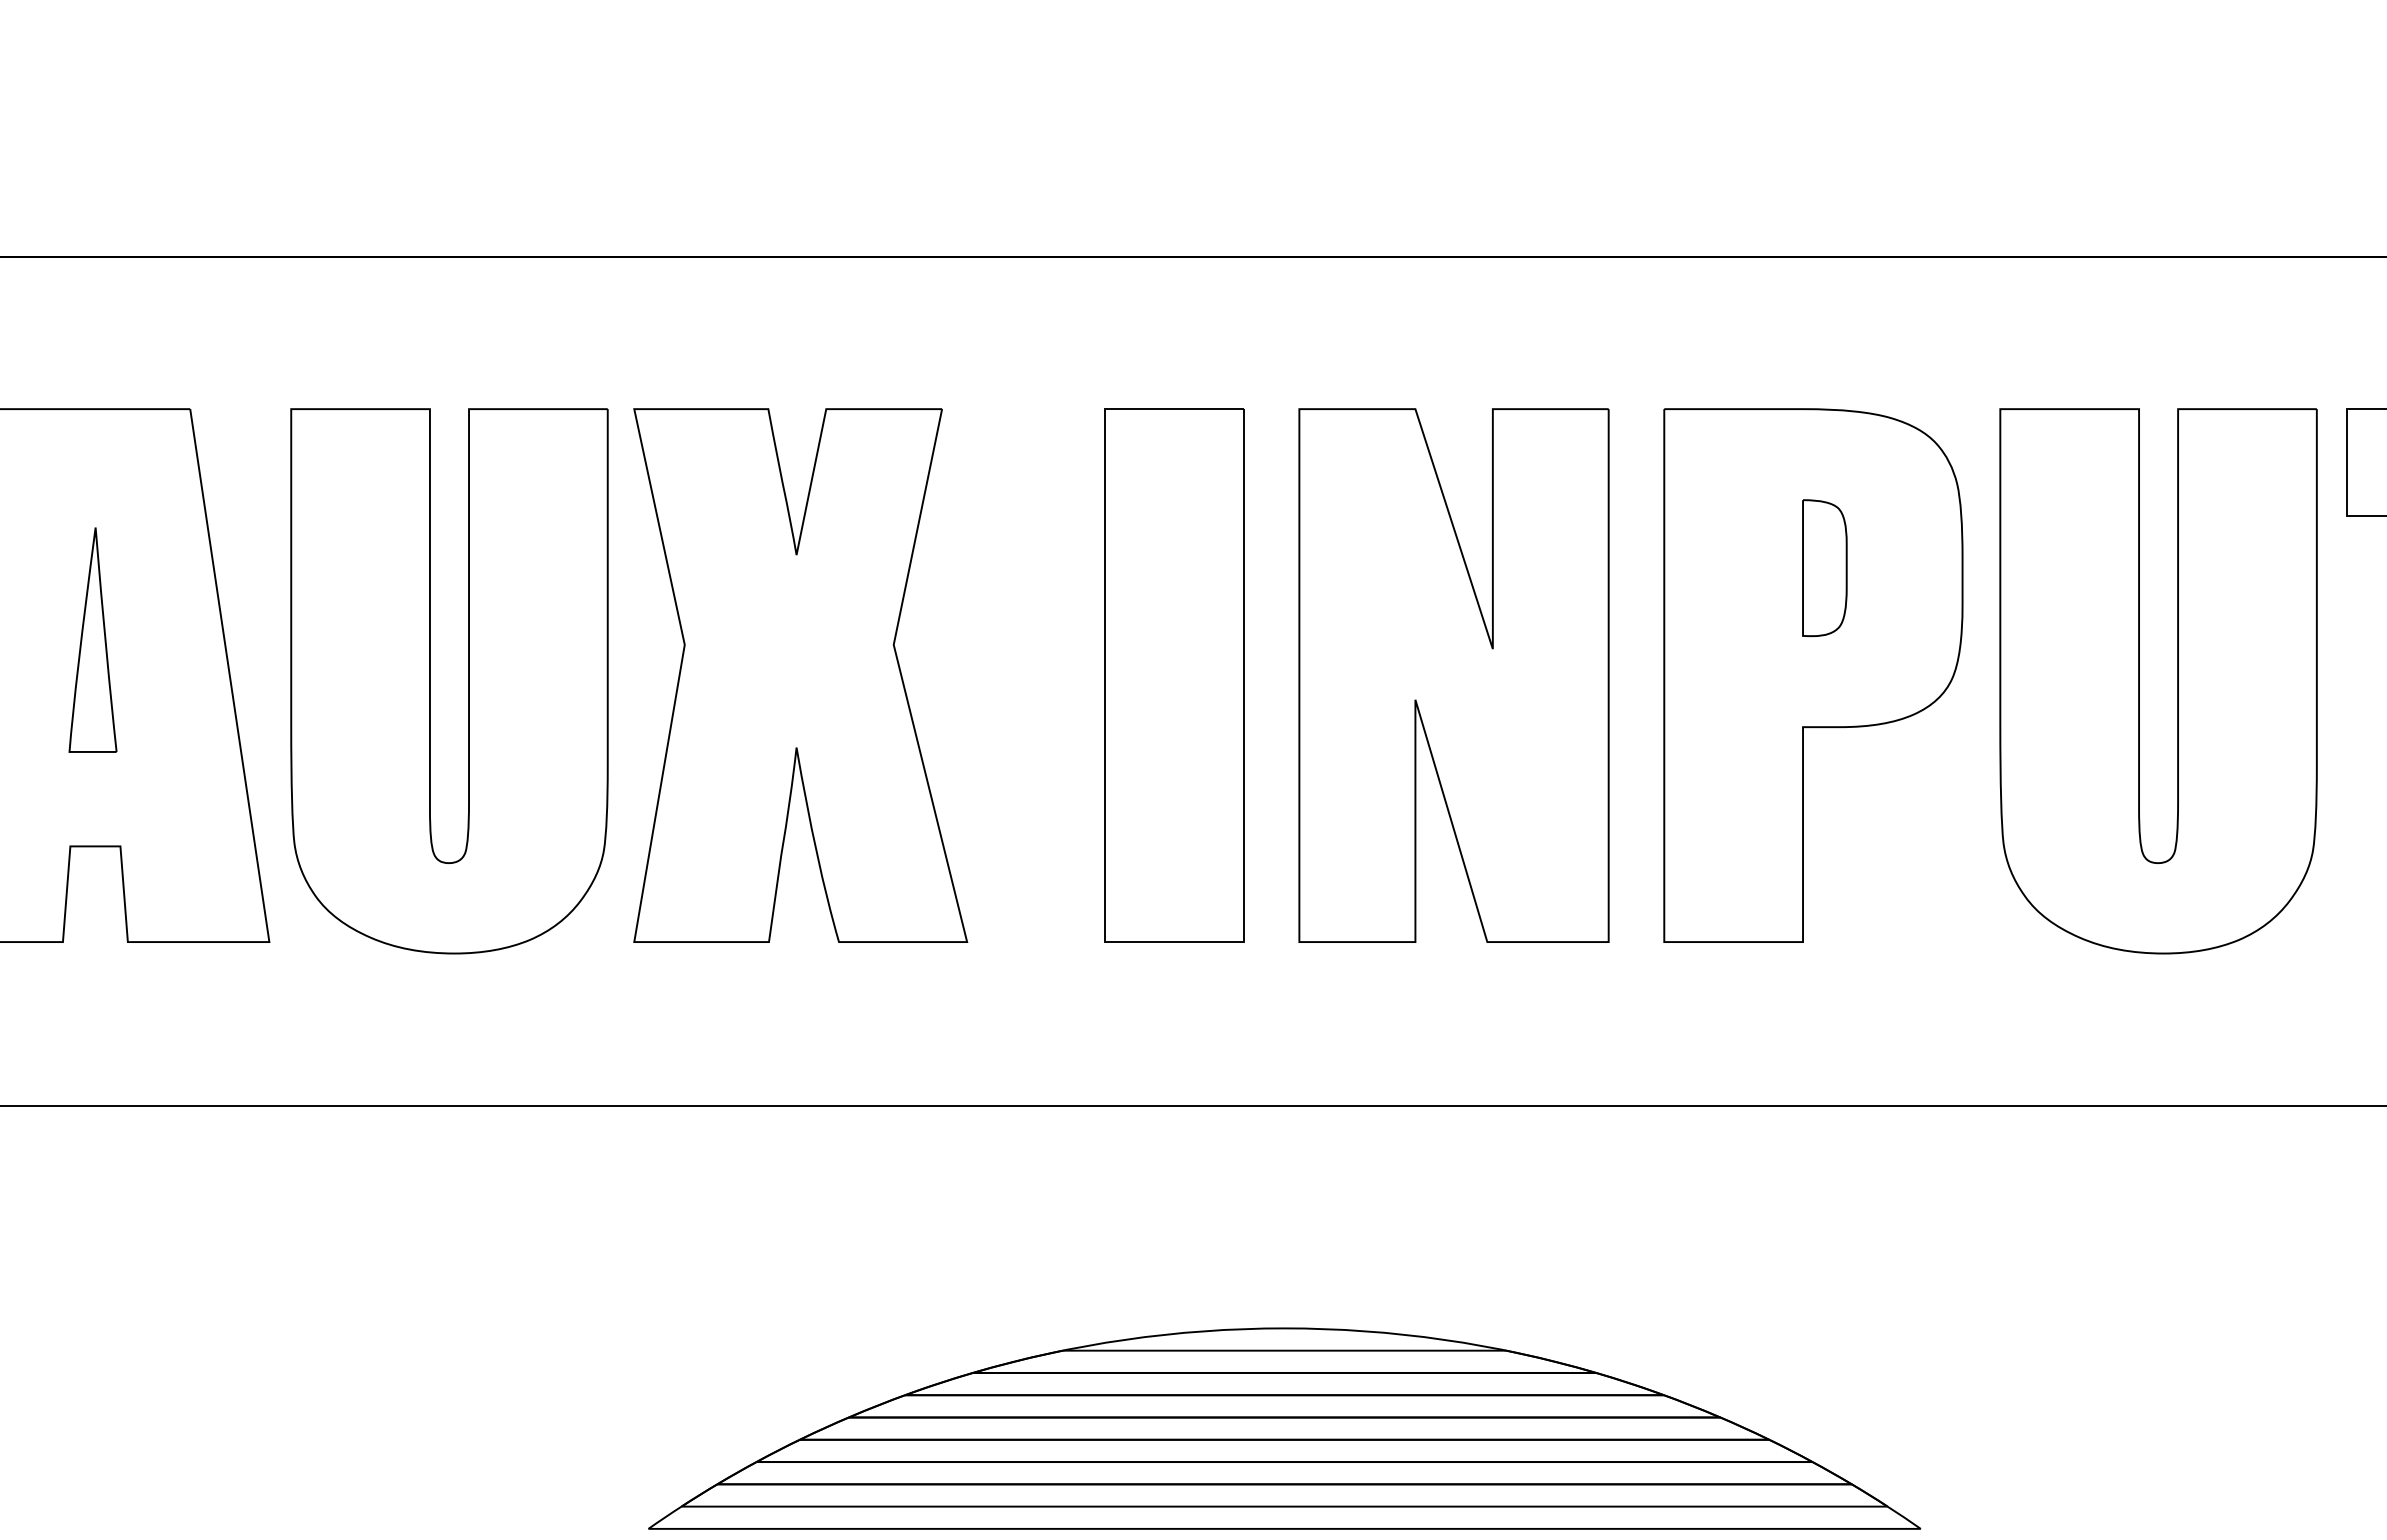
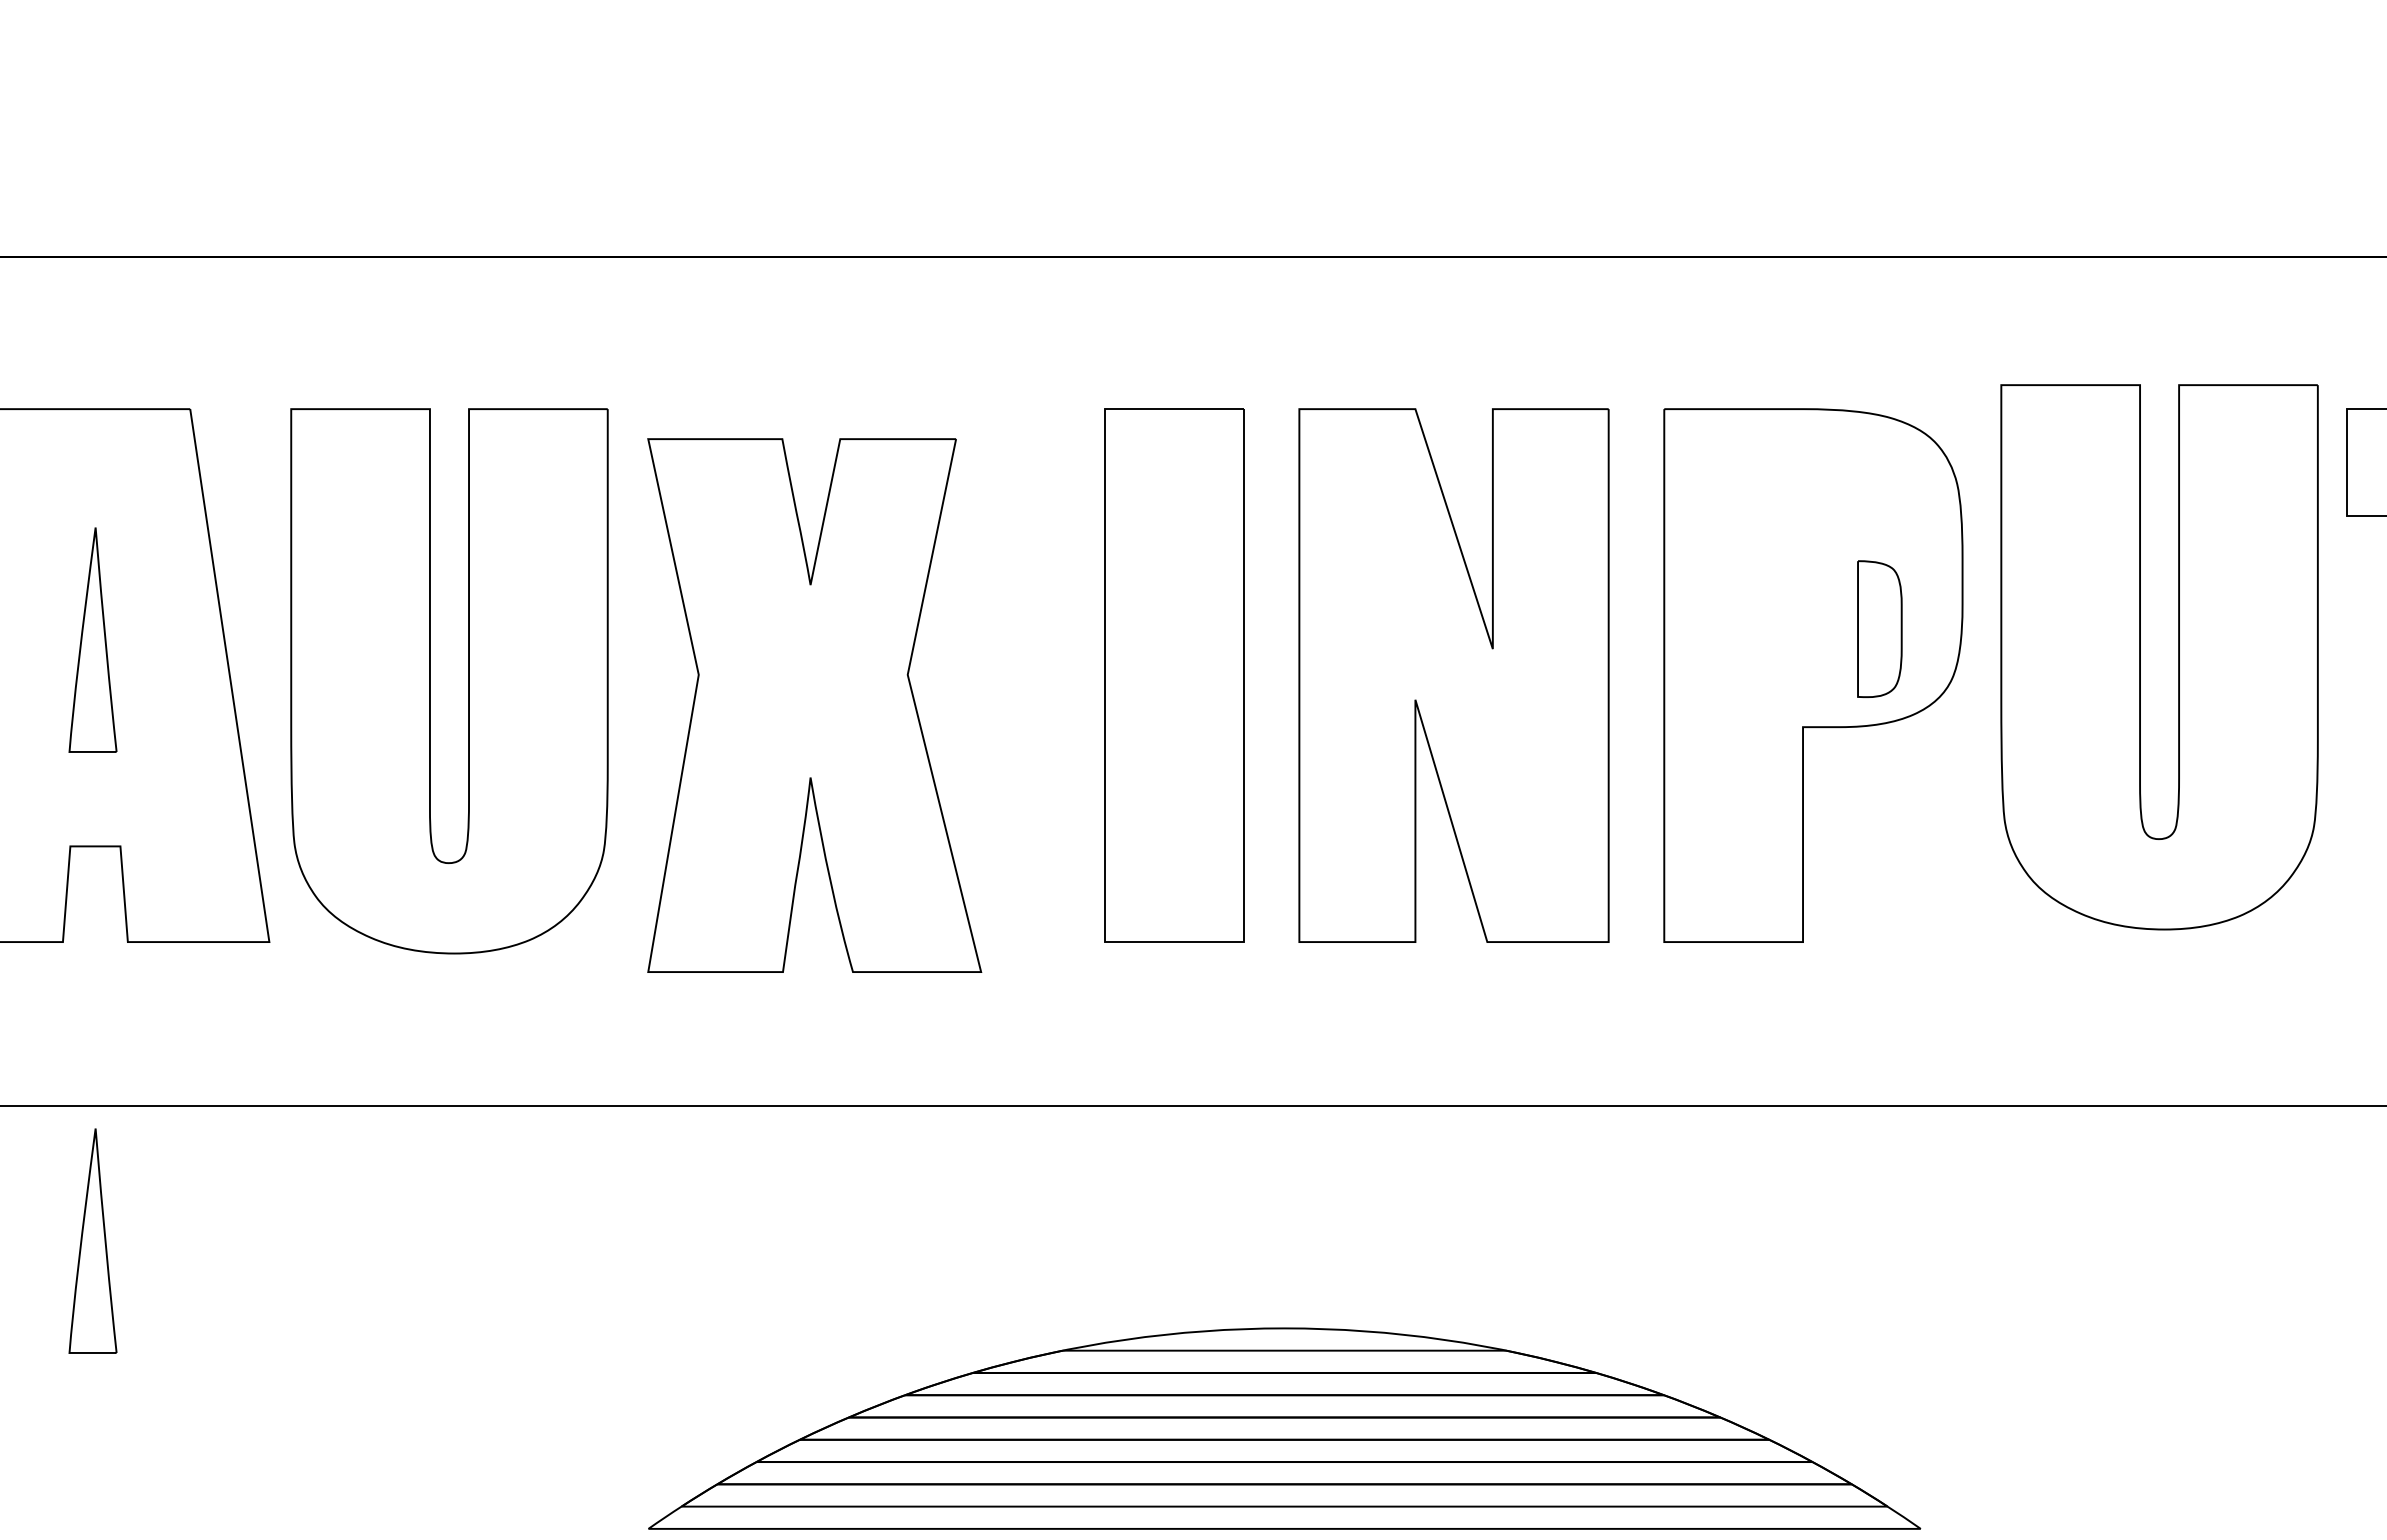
part position: (1824, 567) -> (1879, 628) (1879, 628)
part position: (800, 675) -> (814, 705) (814, 705)
part position: (2139, 681) -> (2140, 657) (2140, 657)
part: none -> present (92, 1240)
